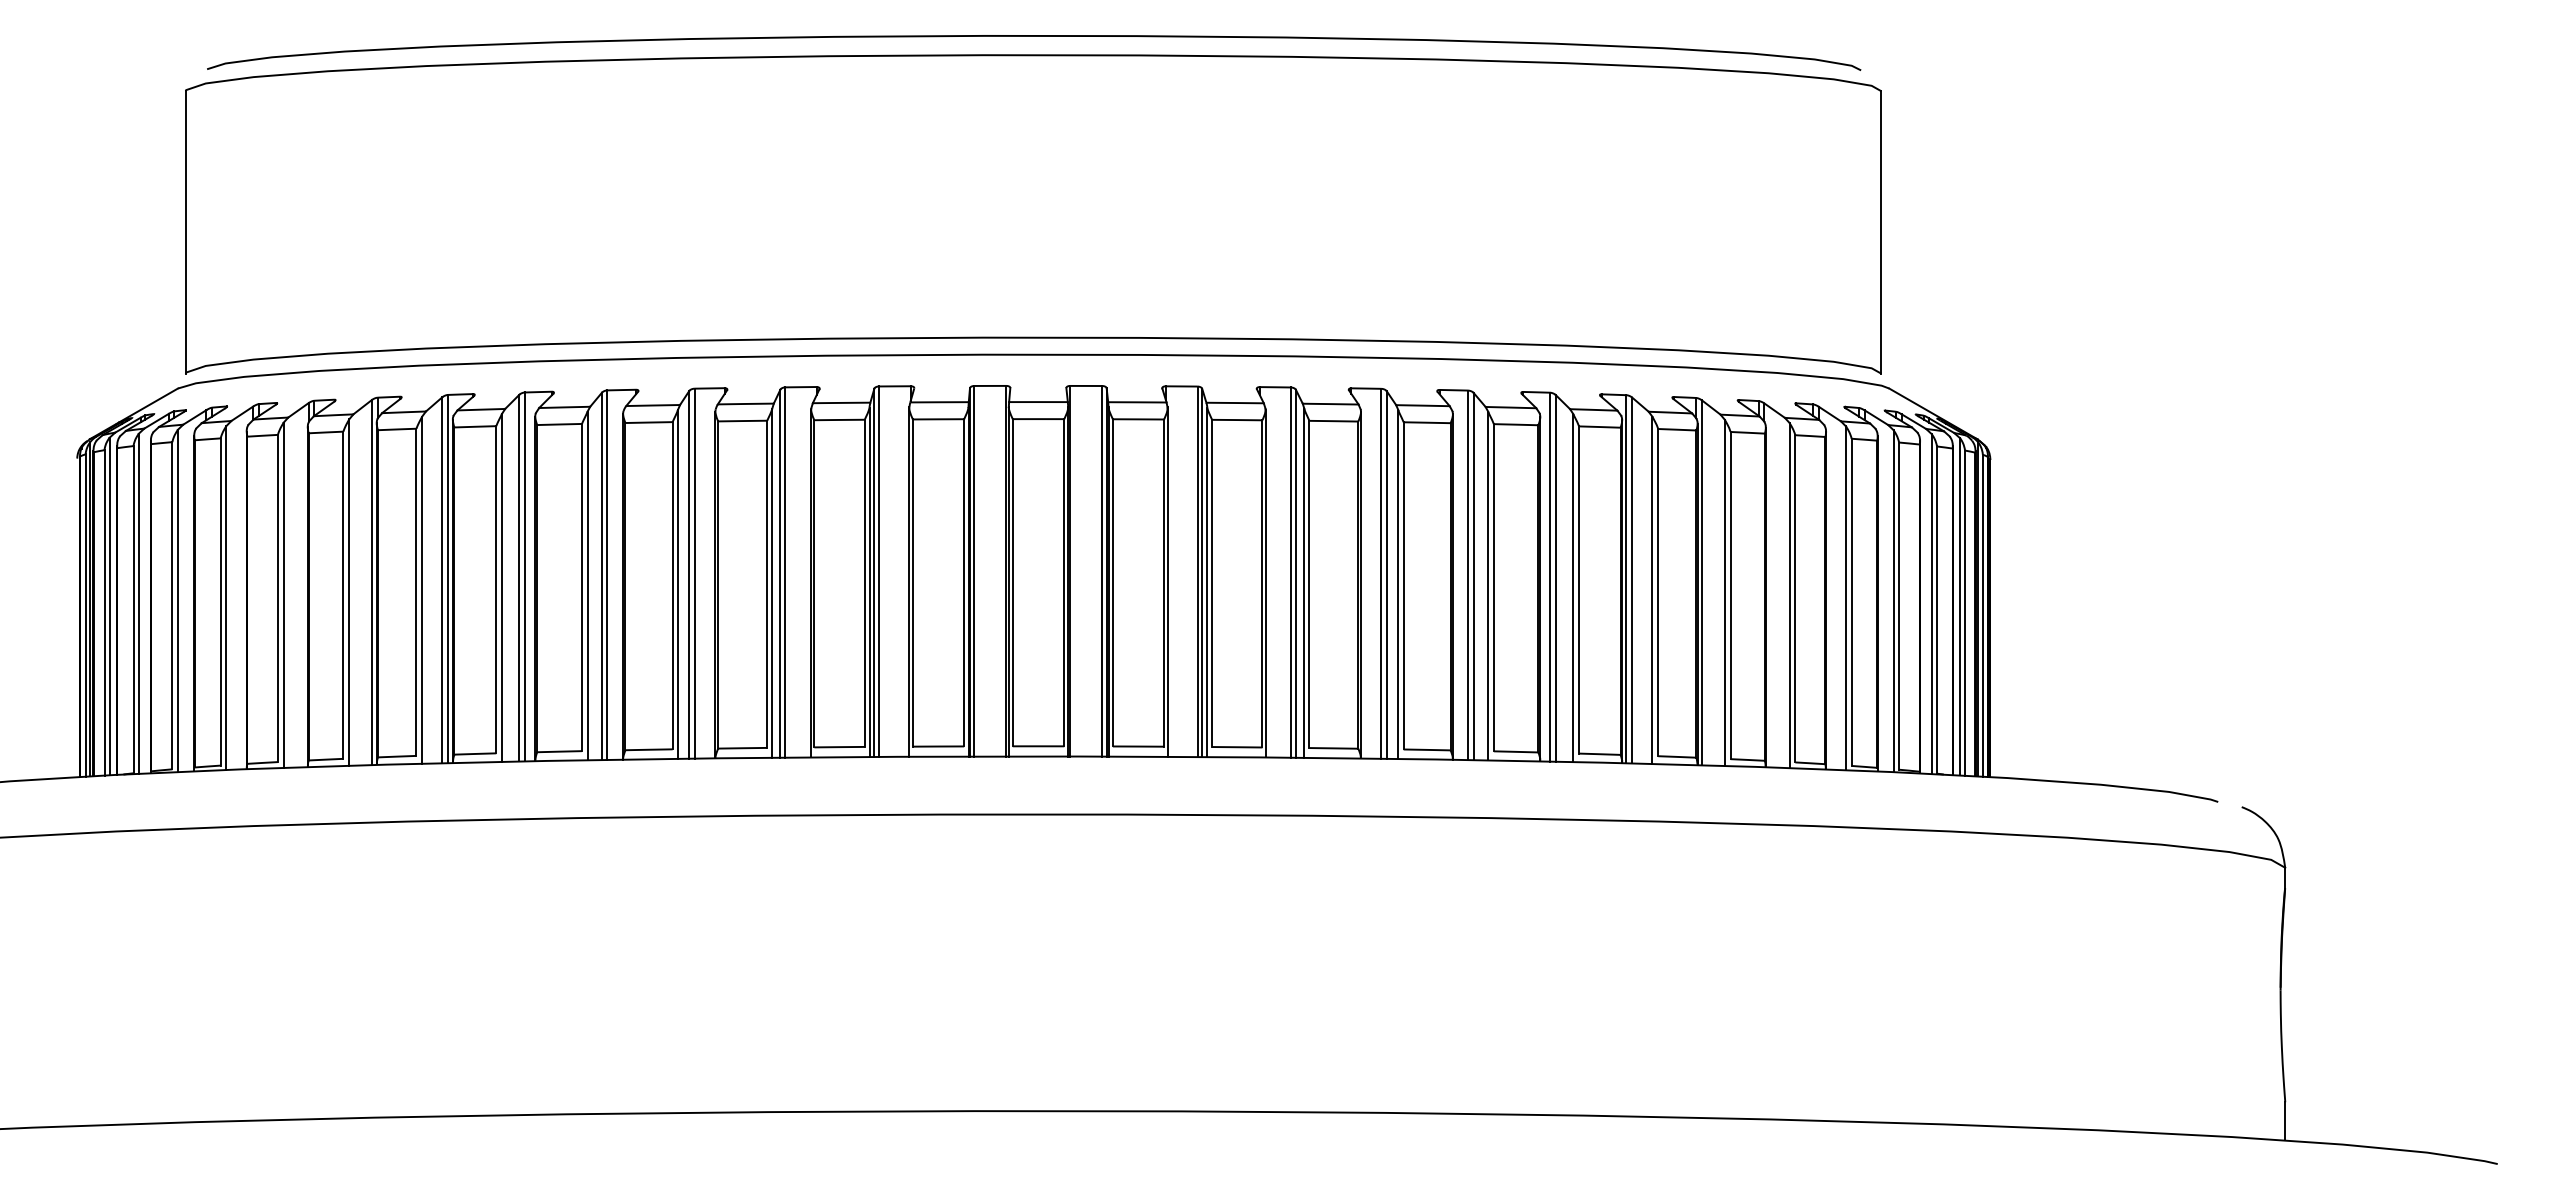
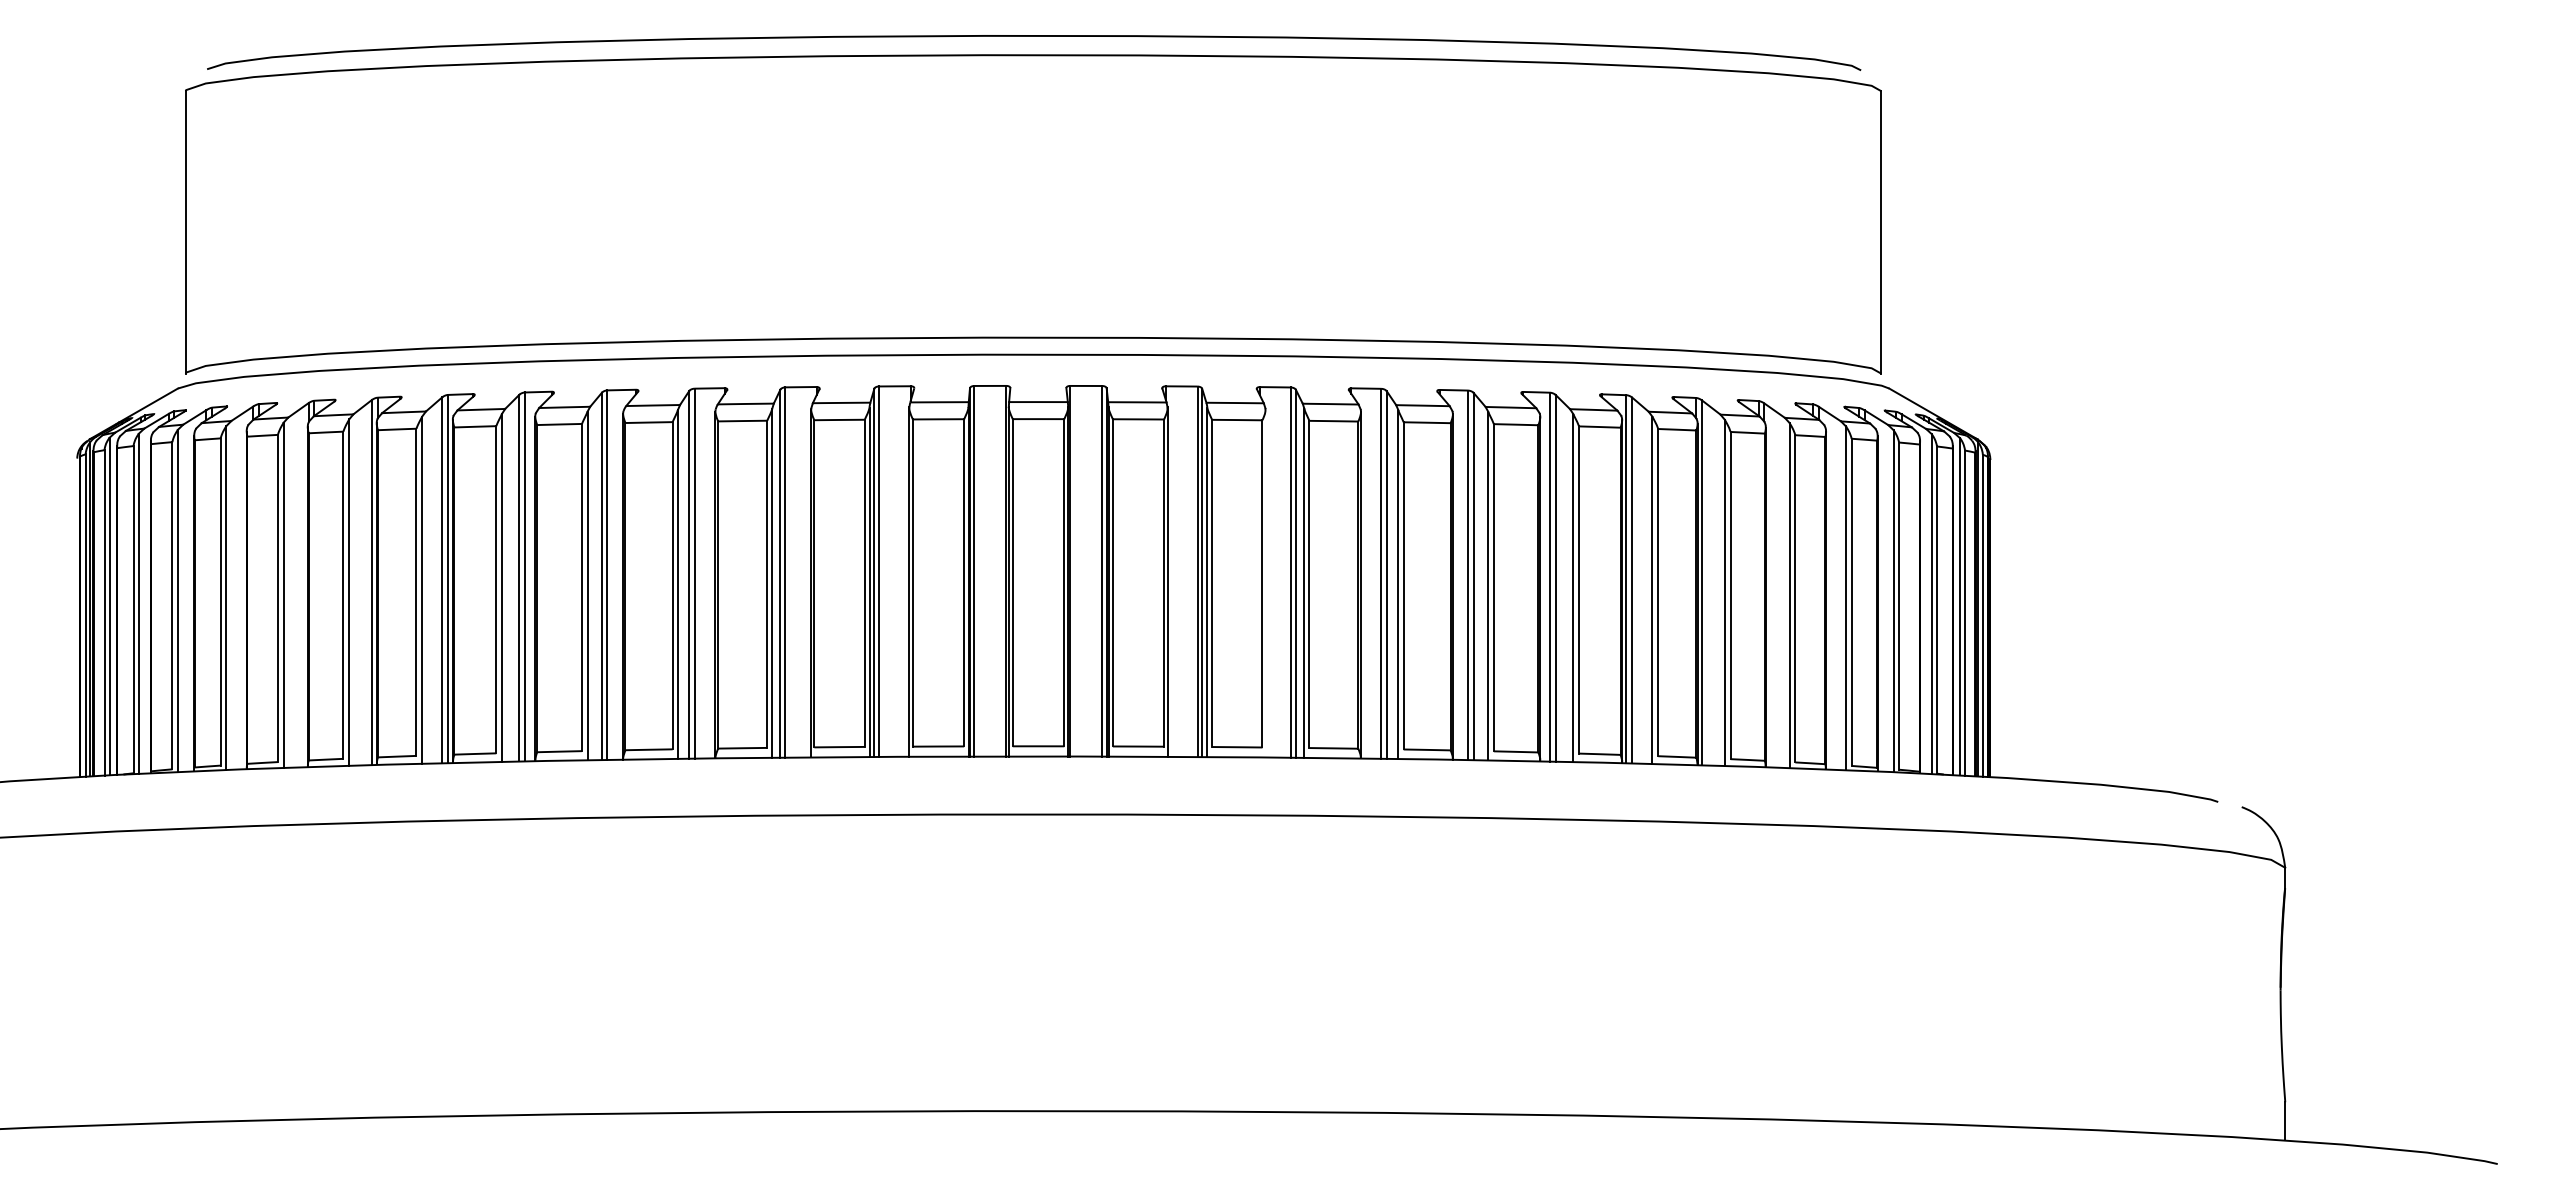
line: present -> none (1265, 583)
